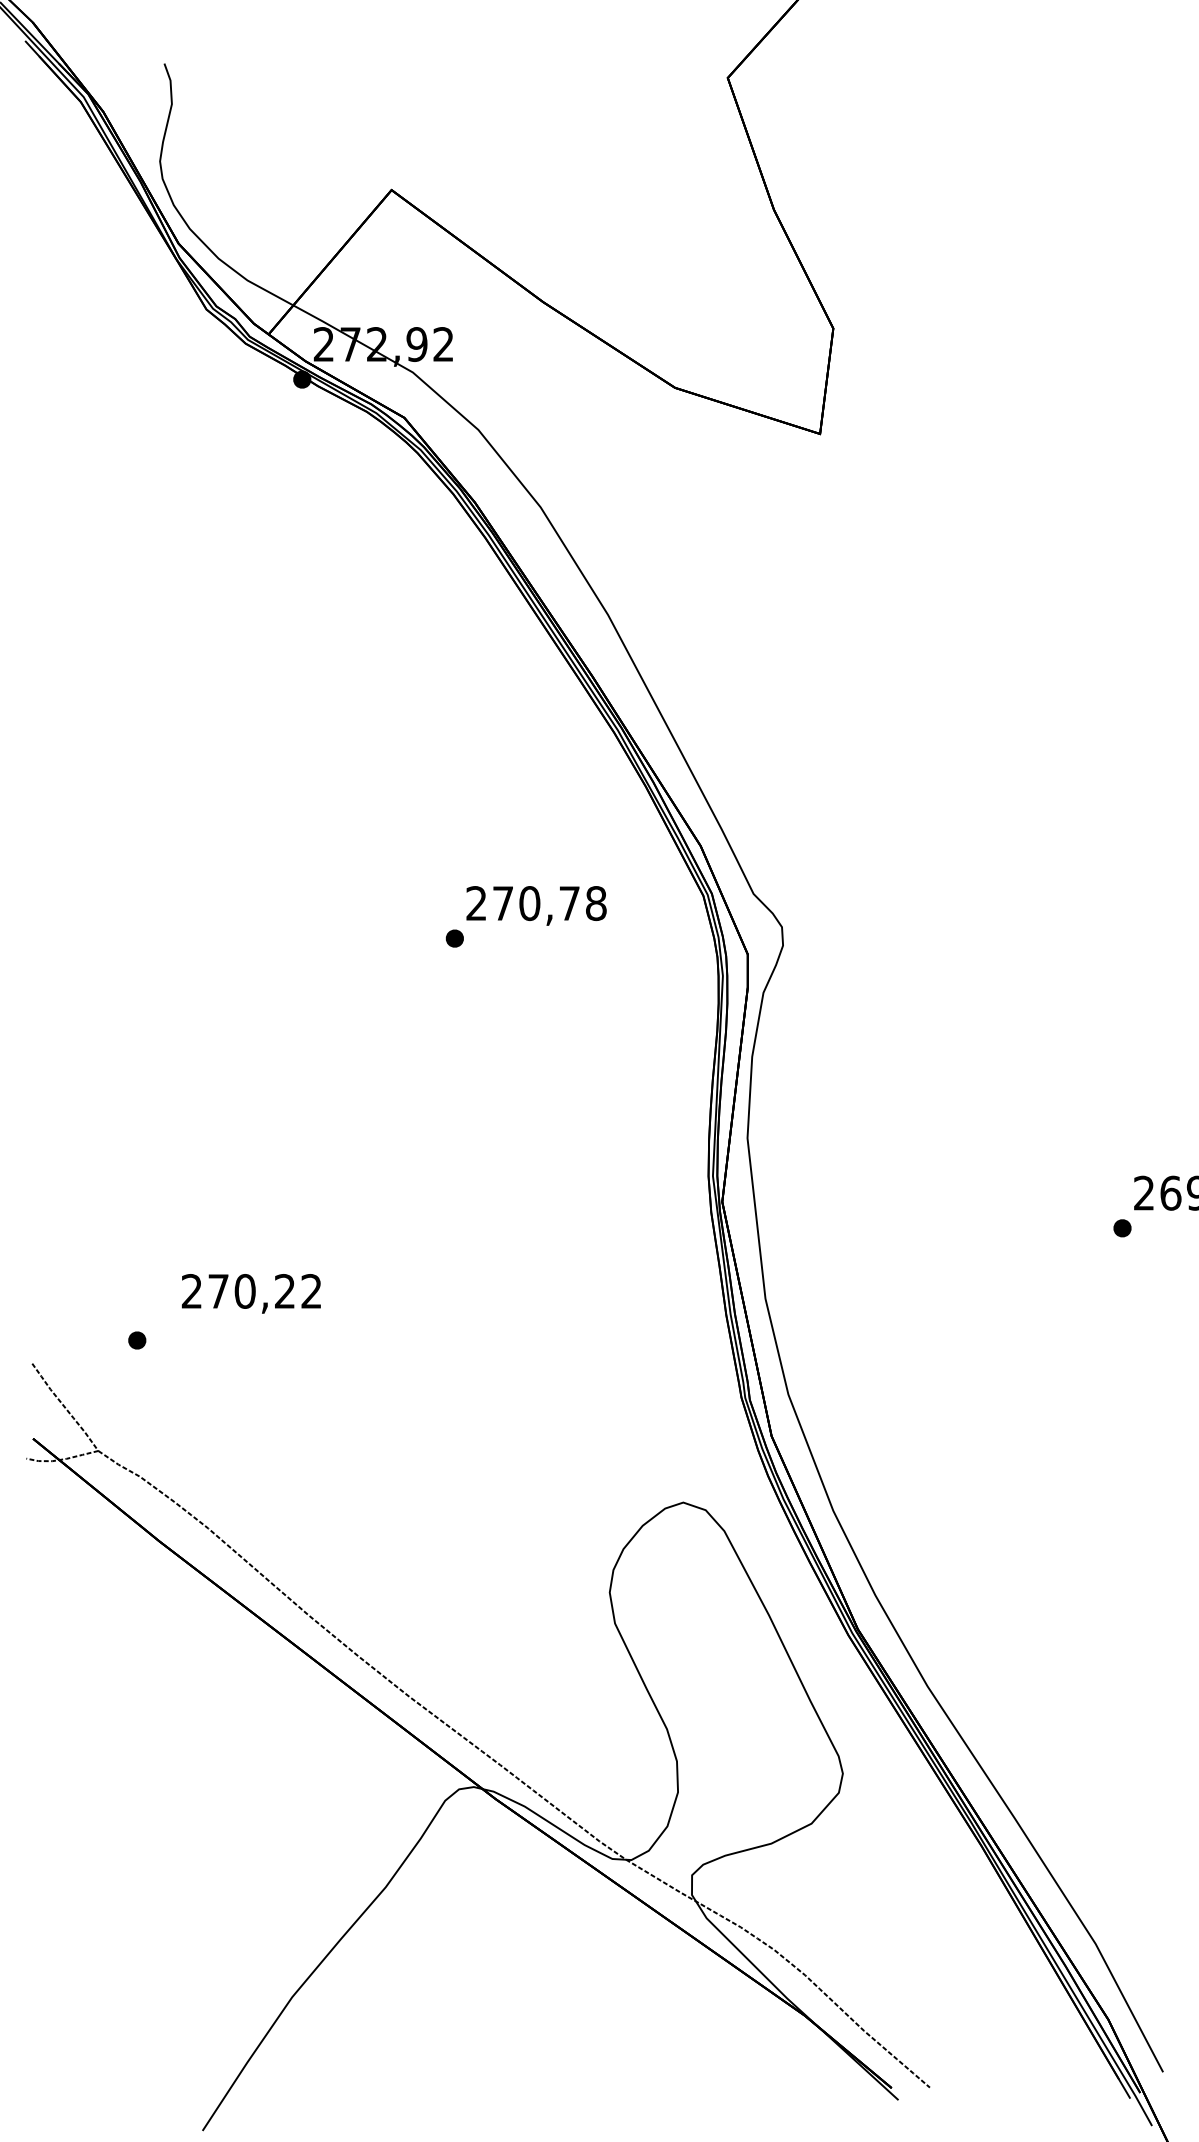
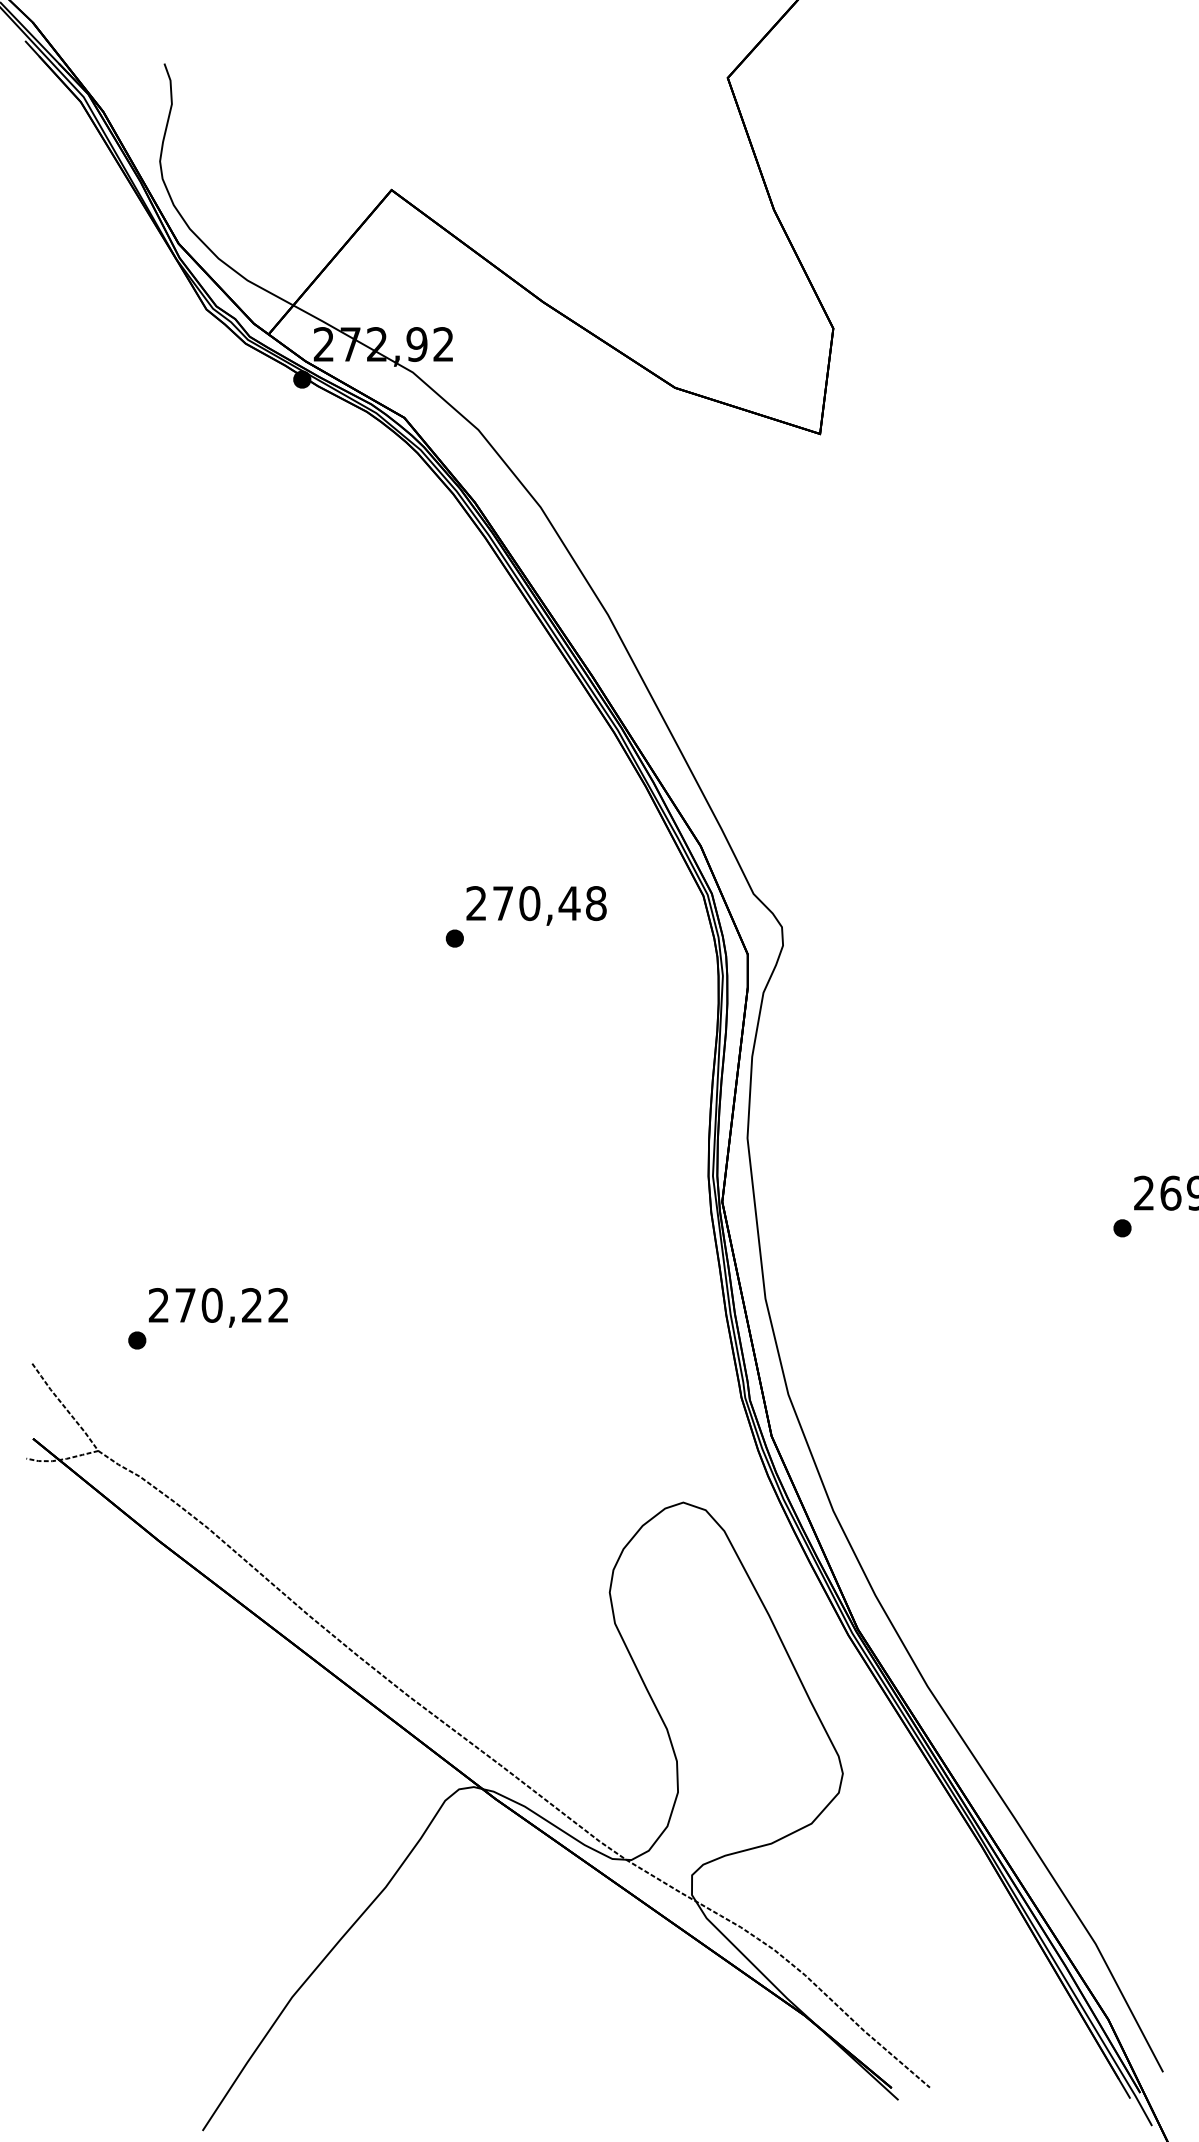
text: 270,78 -> 270,48 (569, 903)
text position: (250, 1293) -> (217, 1307) (217, 1307)
